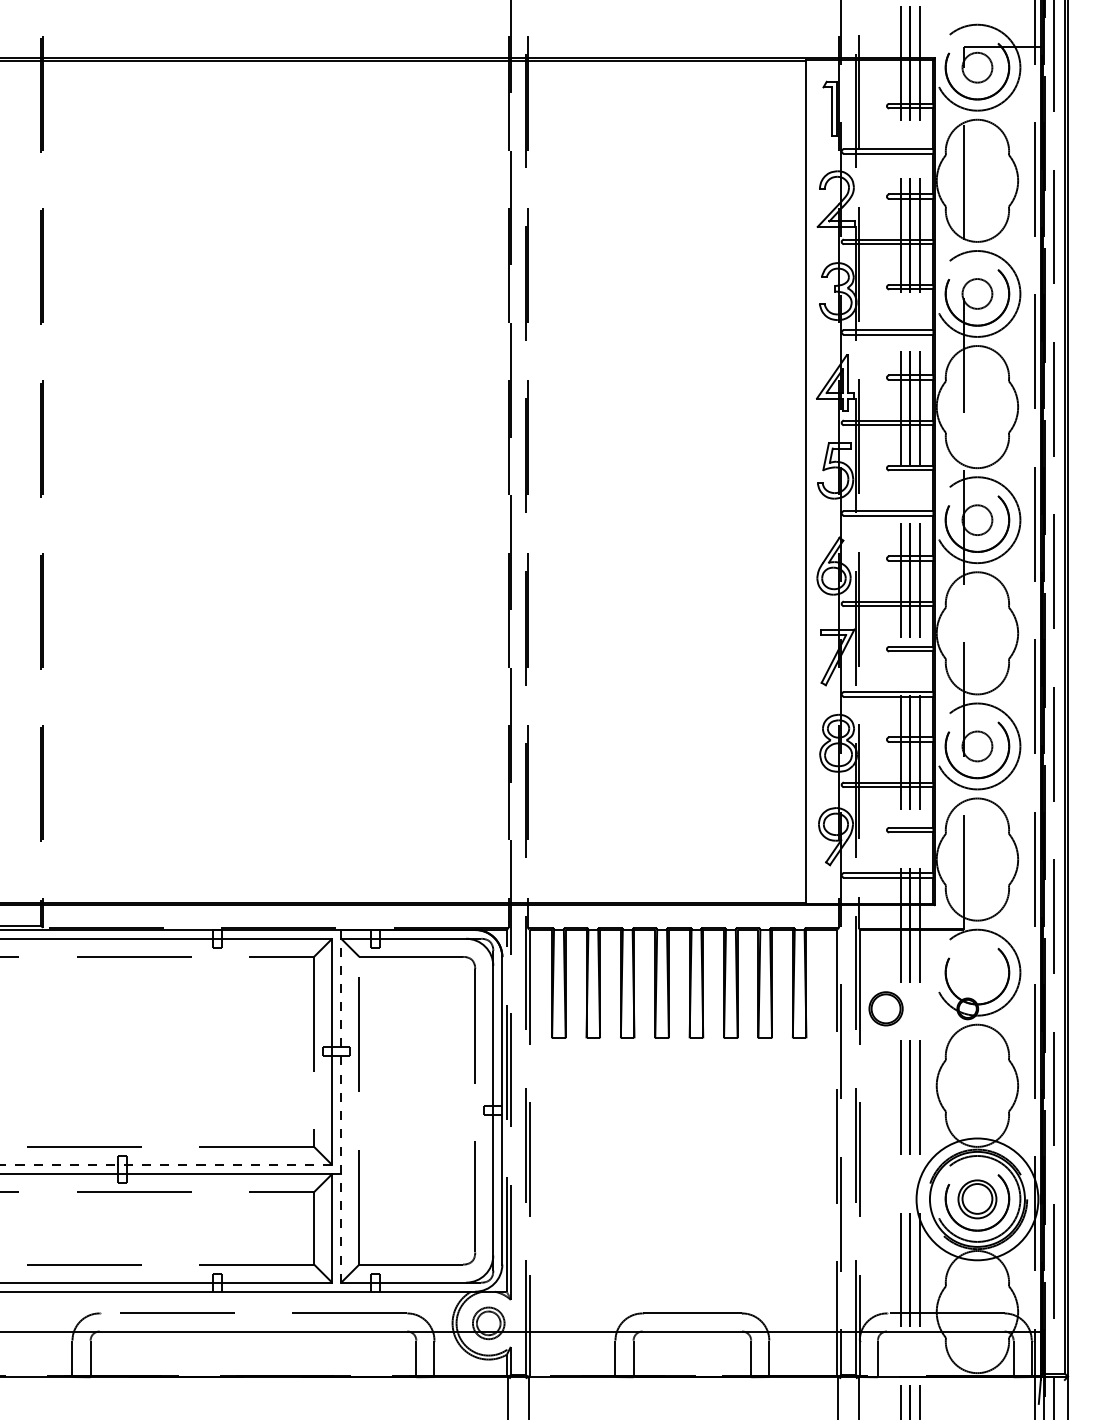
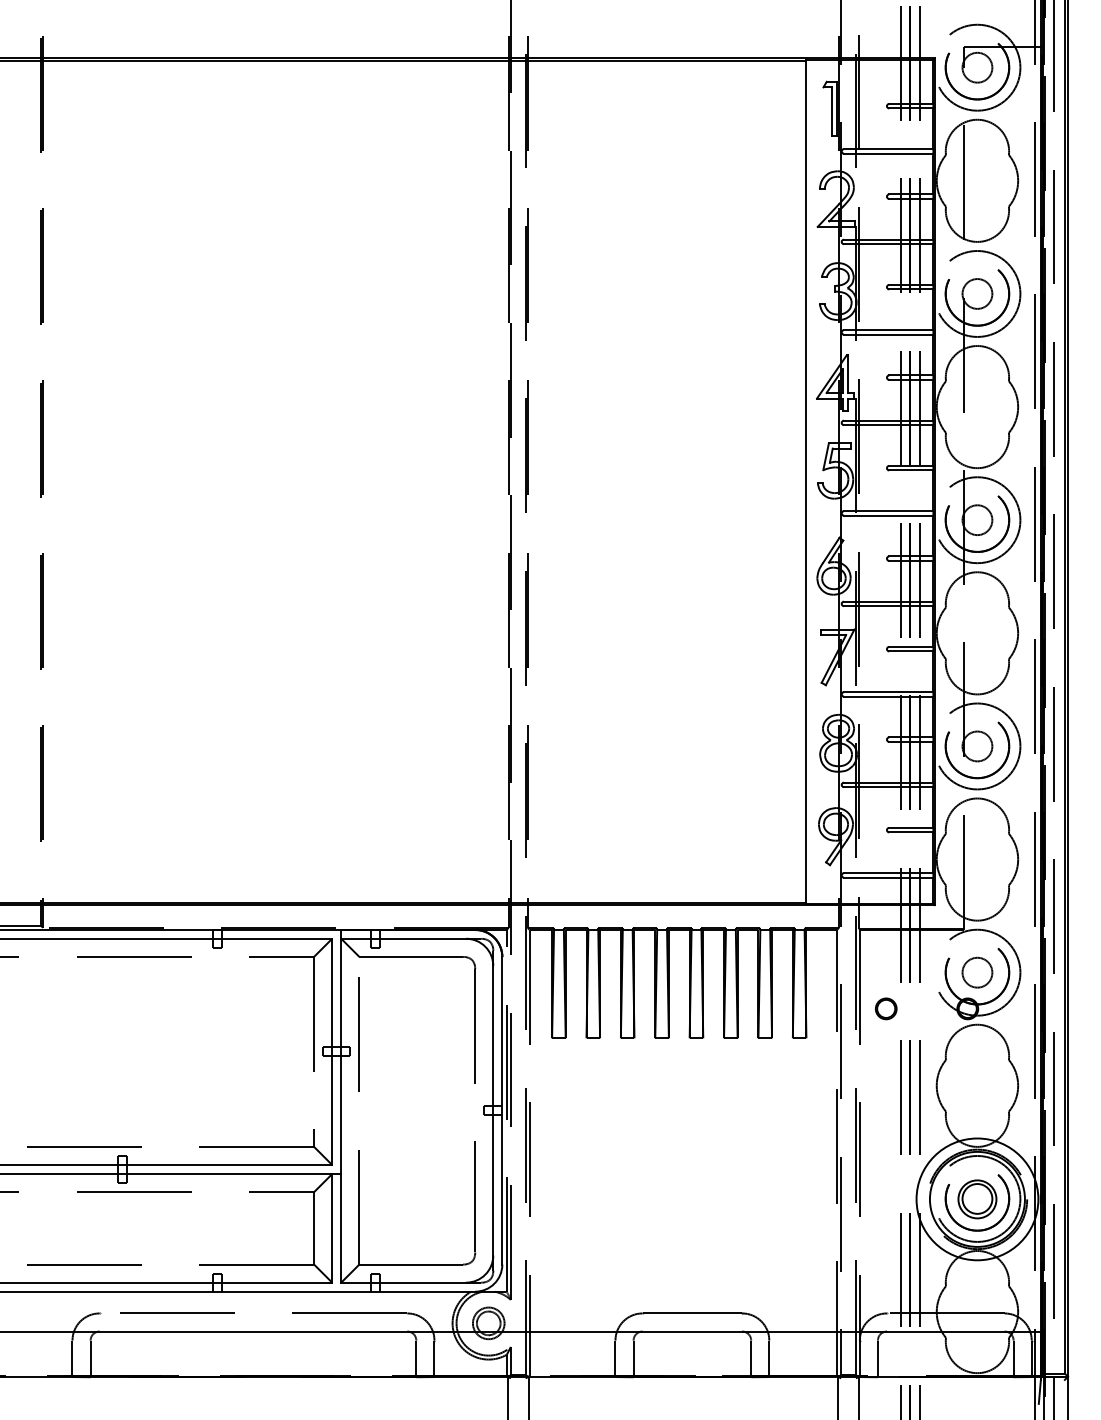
circle: none -> present (977, 972)
part size: 36x36 px -> 23x24 px (886, 1008)
line: dashed -> solid (341, 1110)
line: dashed -> solid (166, 1165)
